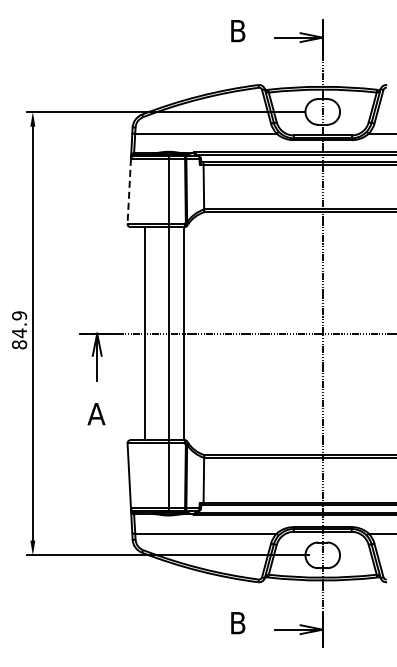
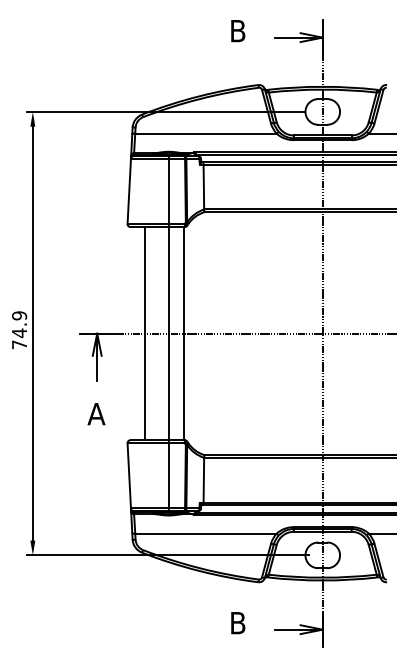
line: dashed -> solid (129, 191)
text: 84.9 -> 74.9 (19, 344)
